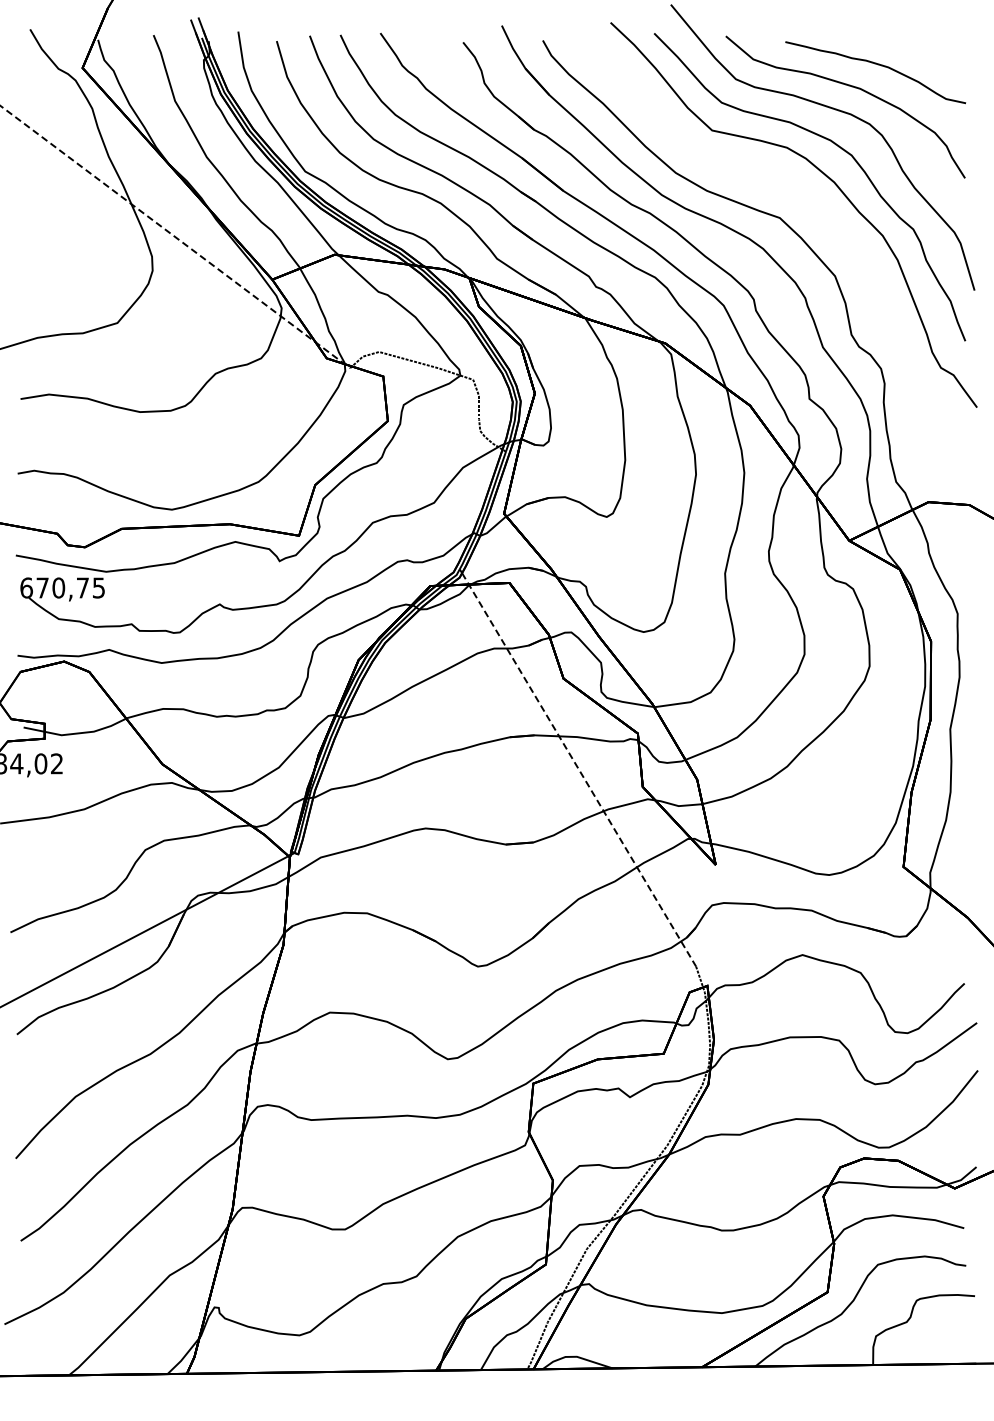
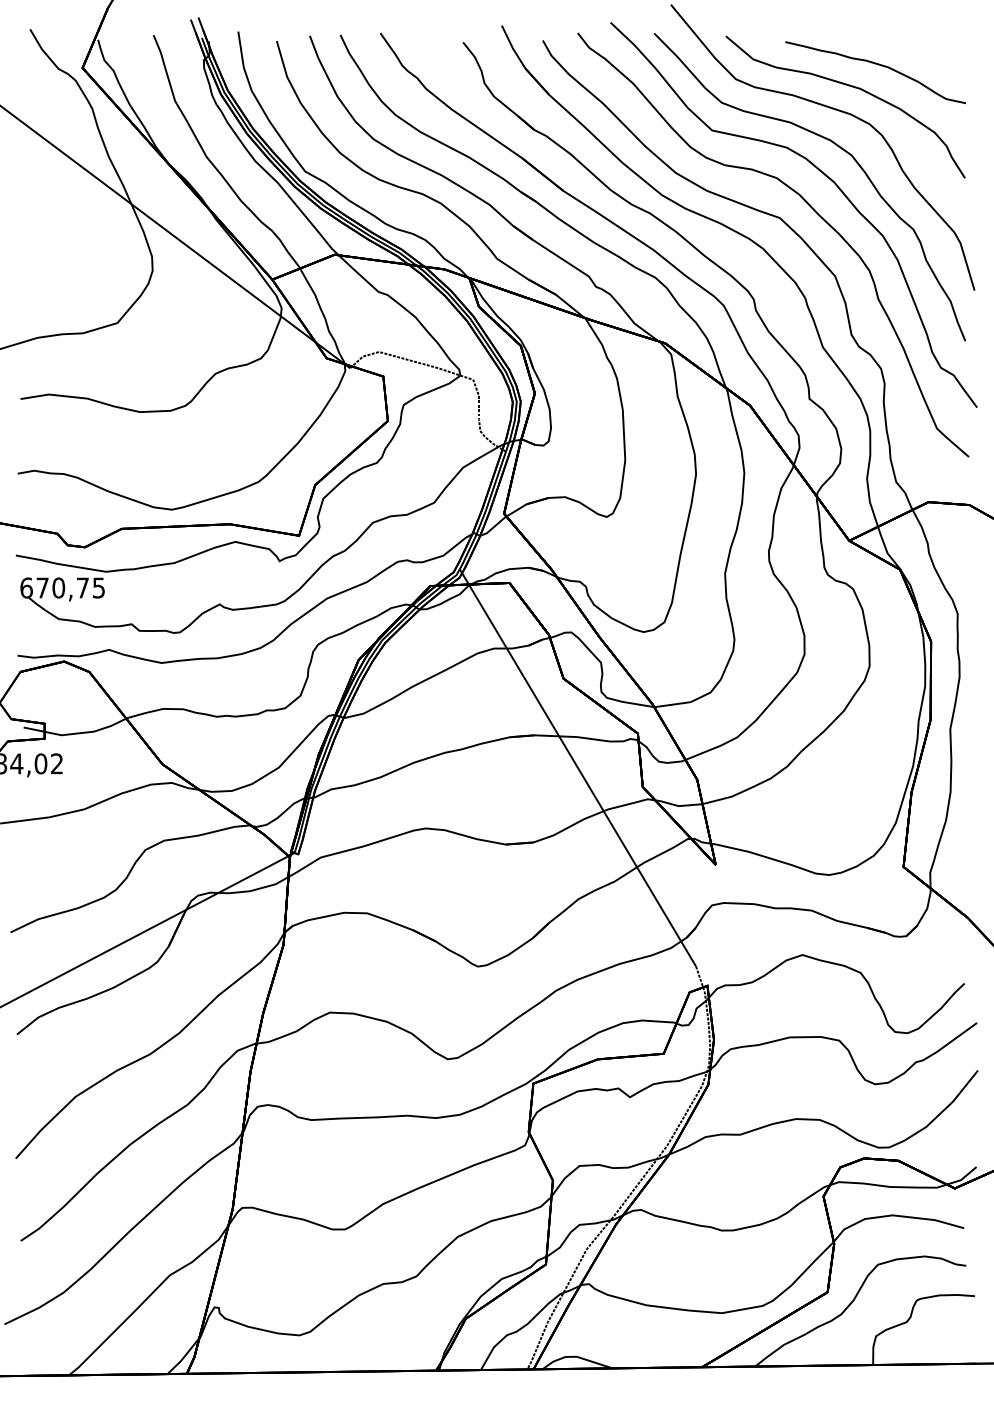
part: none -> present (810, 207)
line: dashed -> solid (175, 236)
line: dashed -> solid (579, 769)
